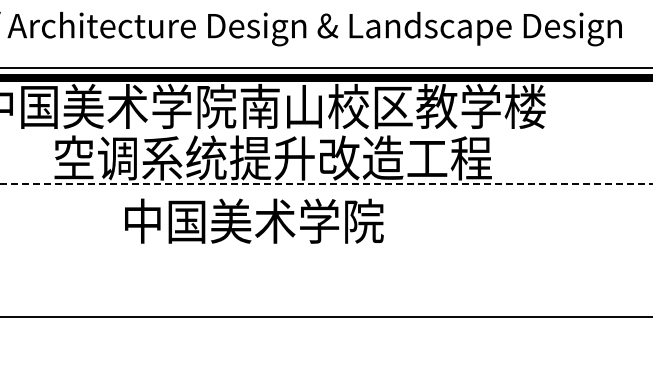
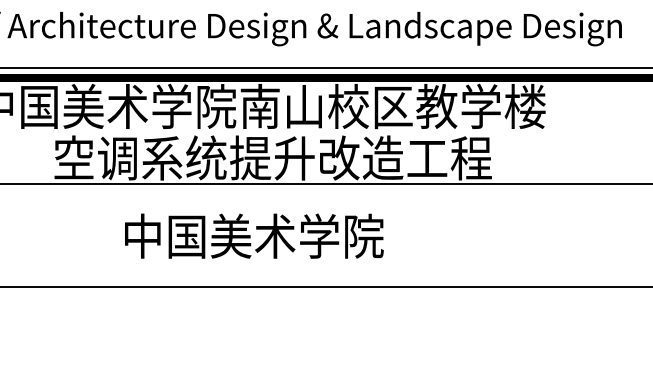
line: dashed -> solid (326, 183)
text position: (254, 220) -> (254, 235) (254, 235)
line position: (325, 316) -> (325, 286) (325, 286)
